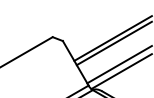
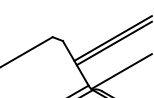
line: present -> none (118, 65)
